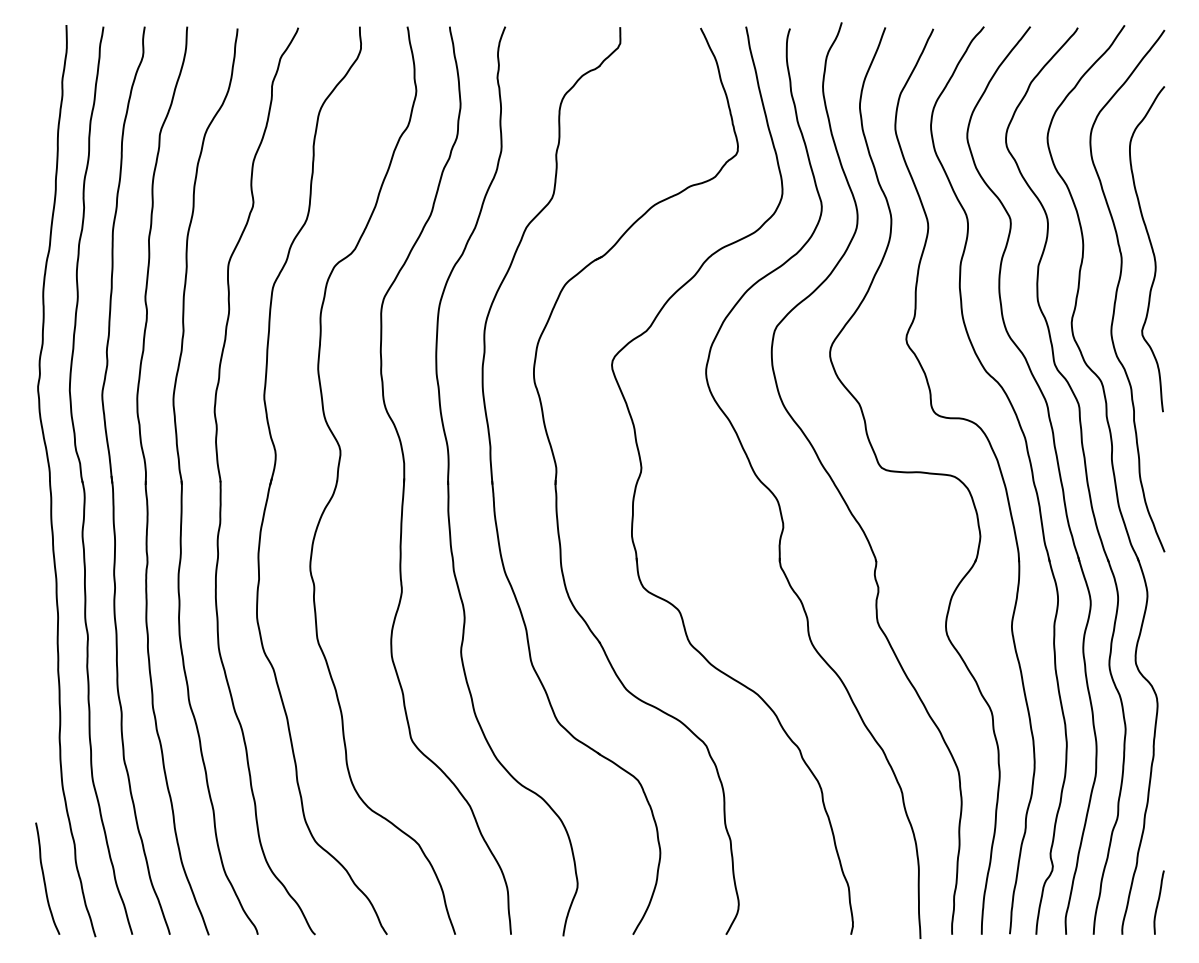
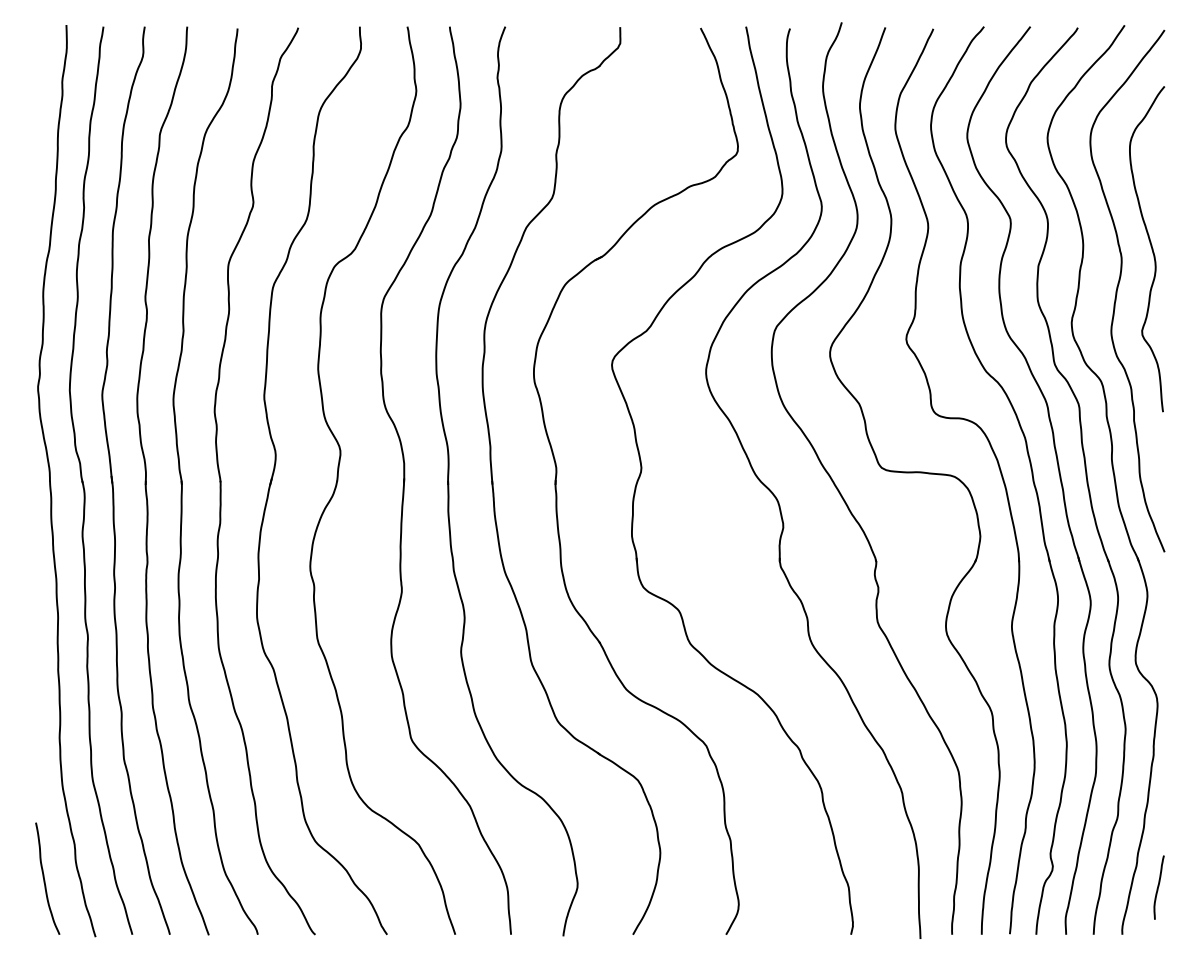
curve position: (1158, 902) -> (1158, 887) (1158, 887)
